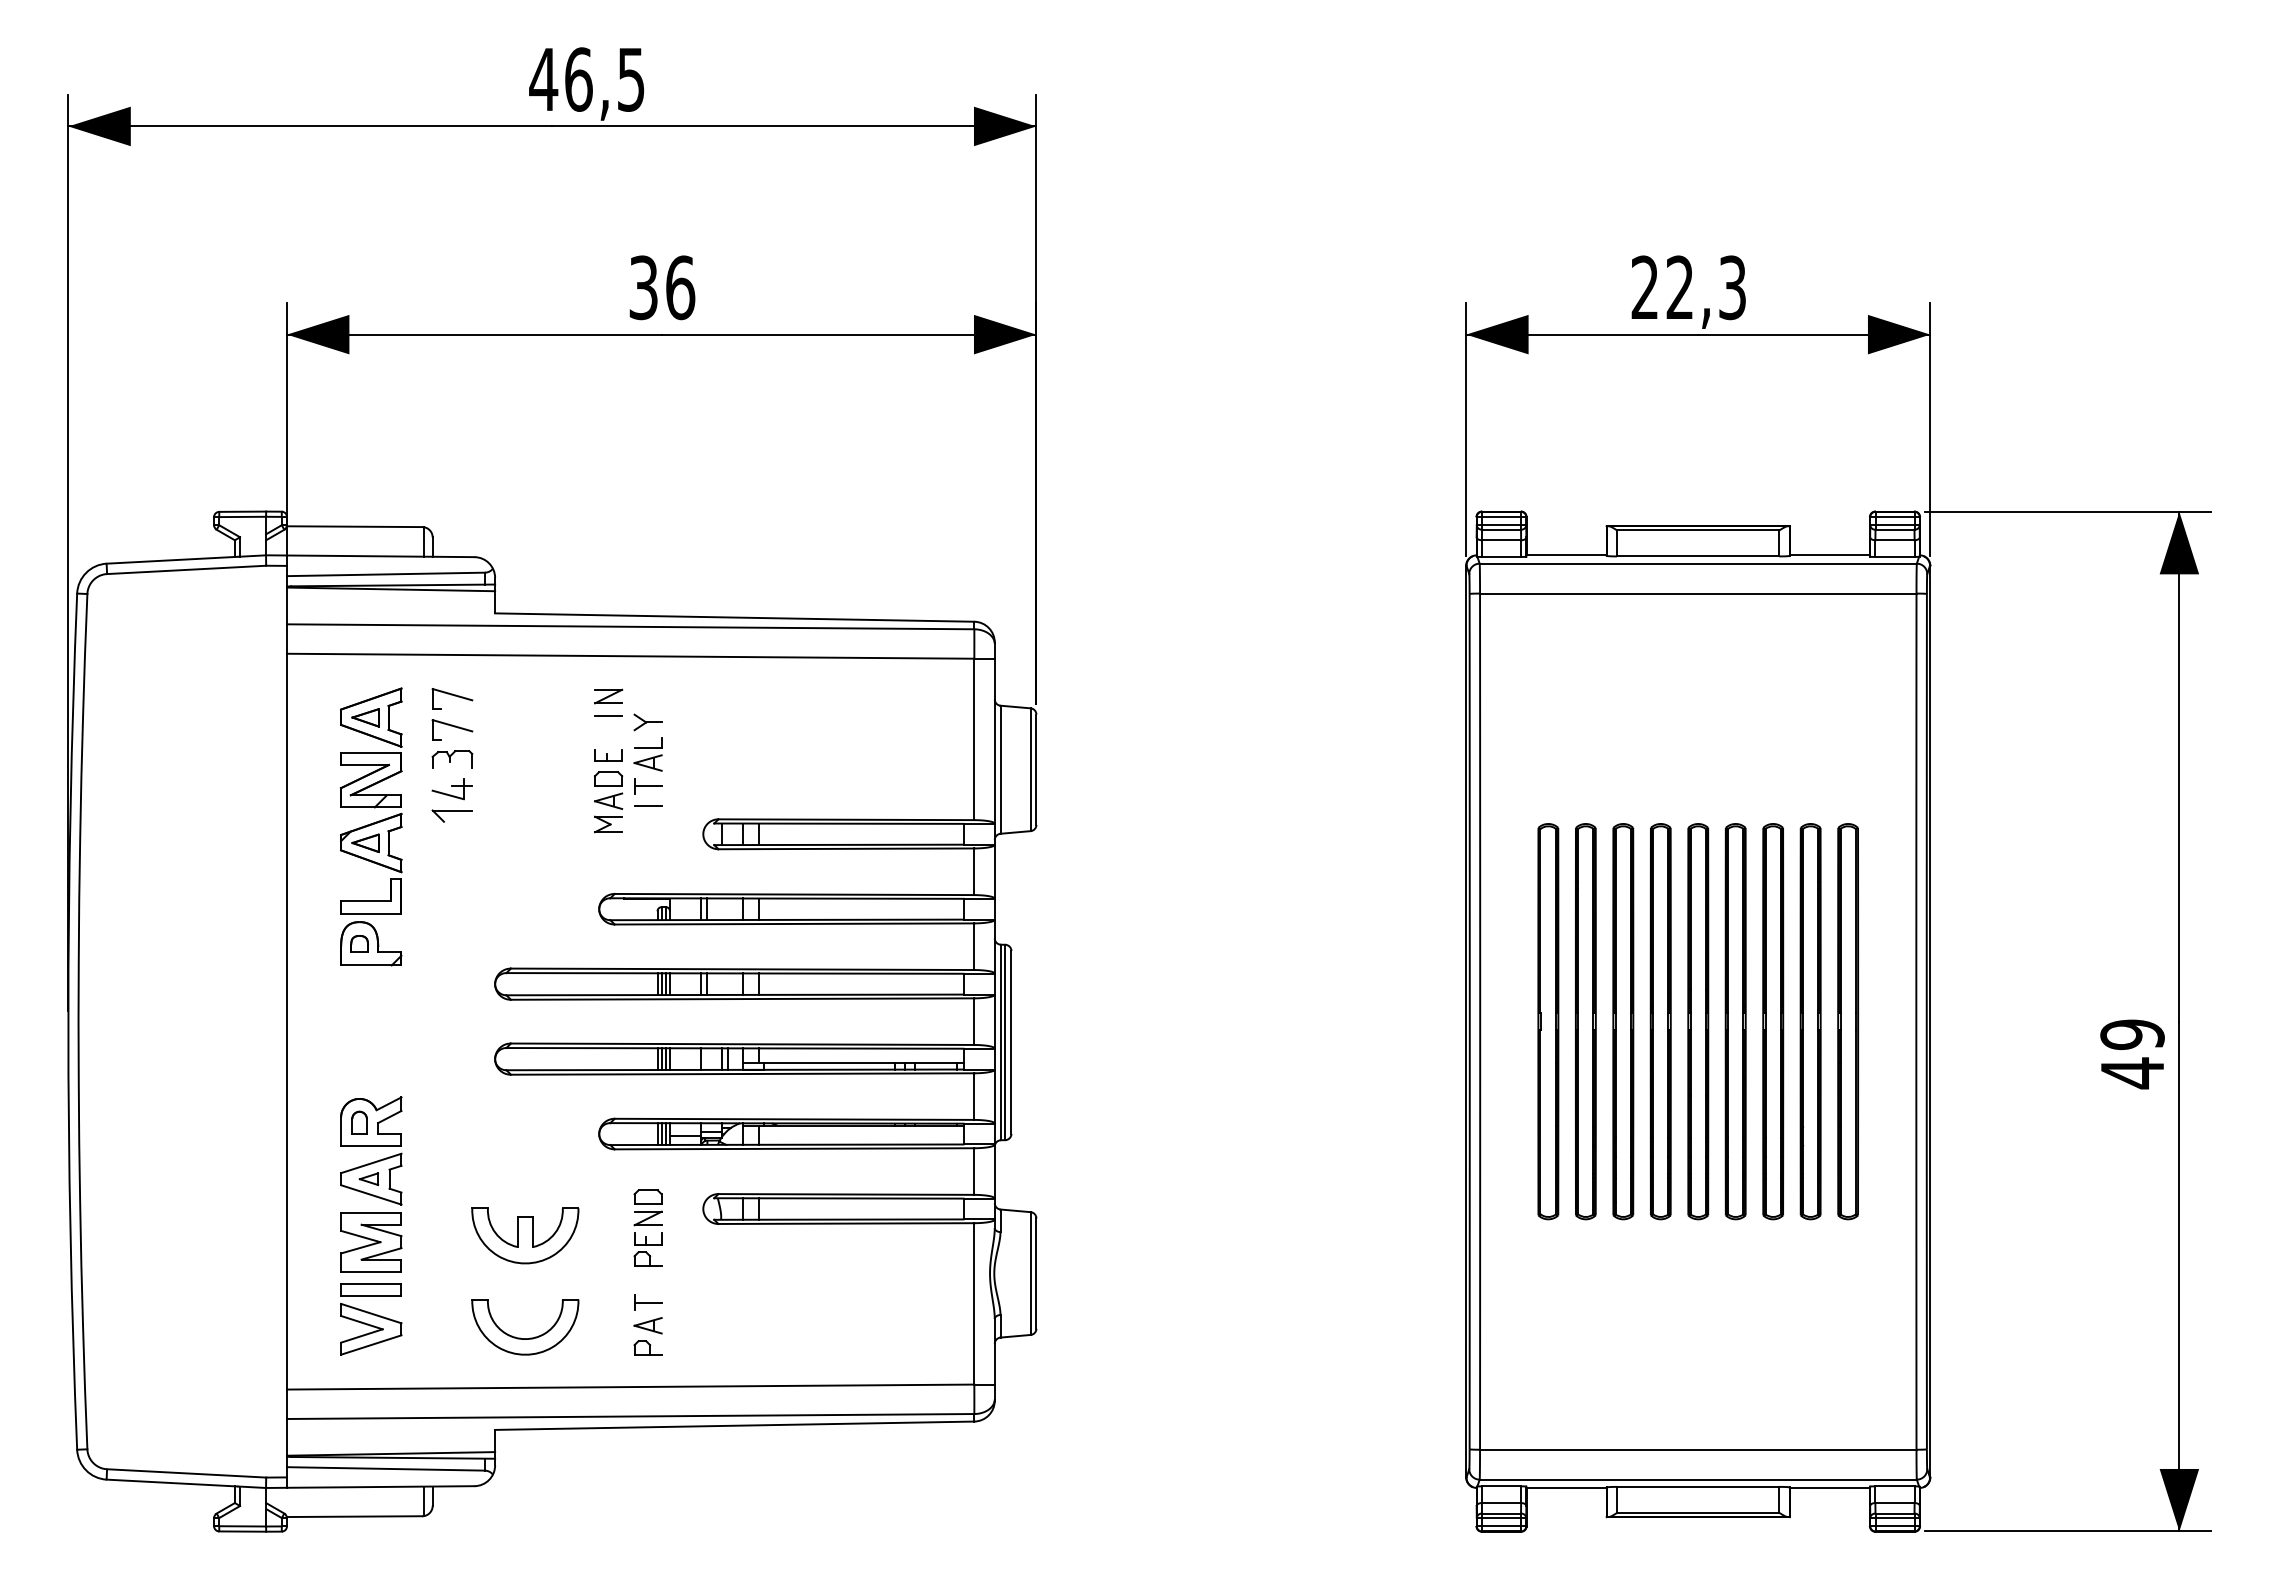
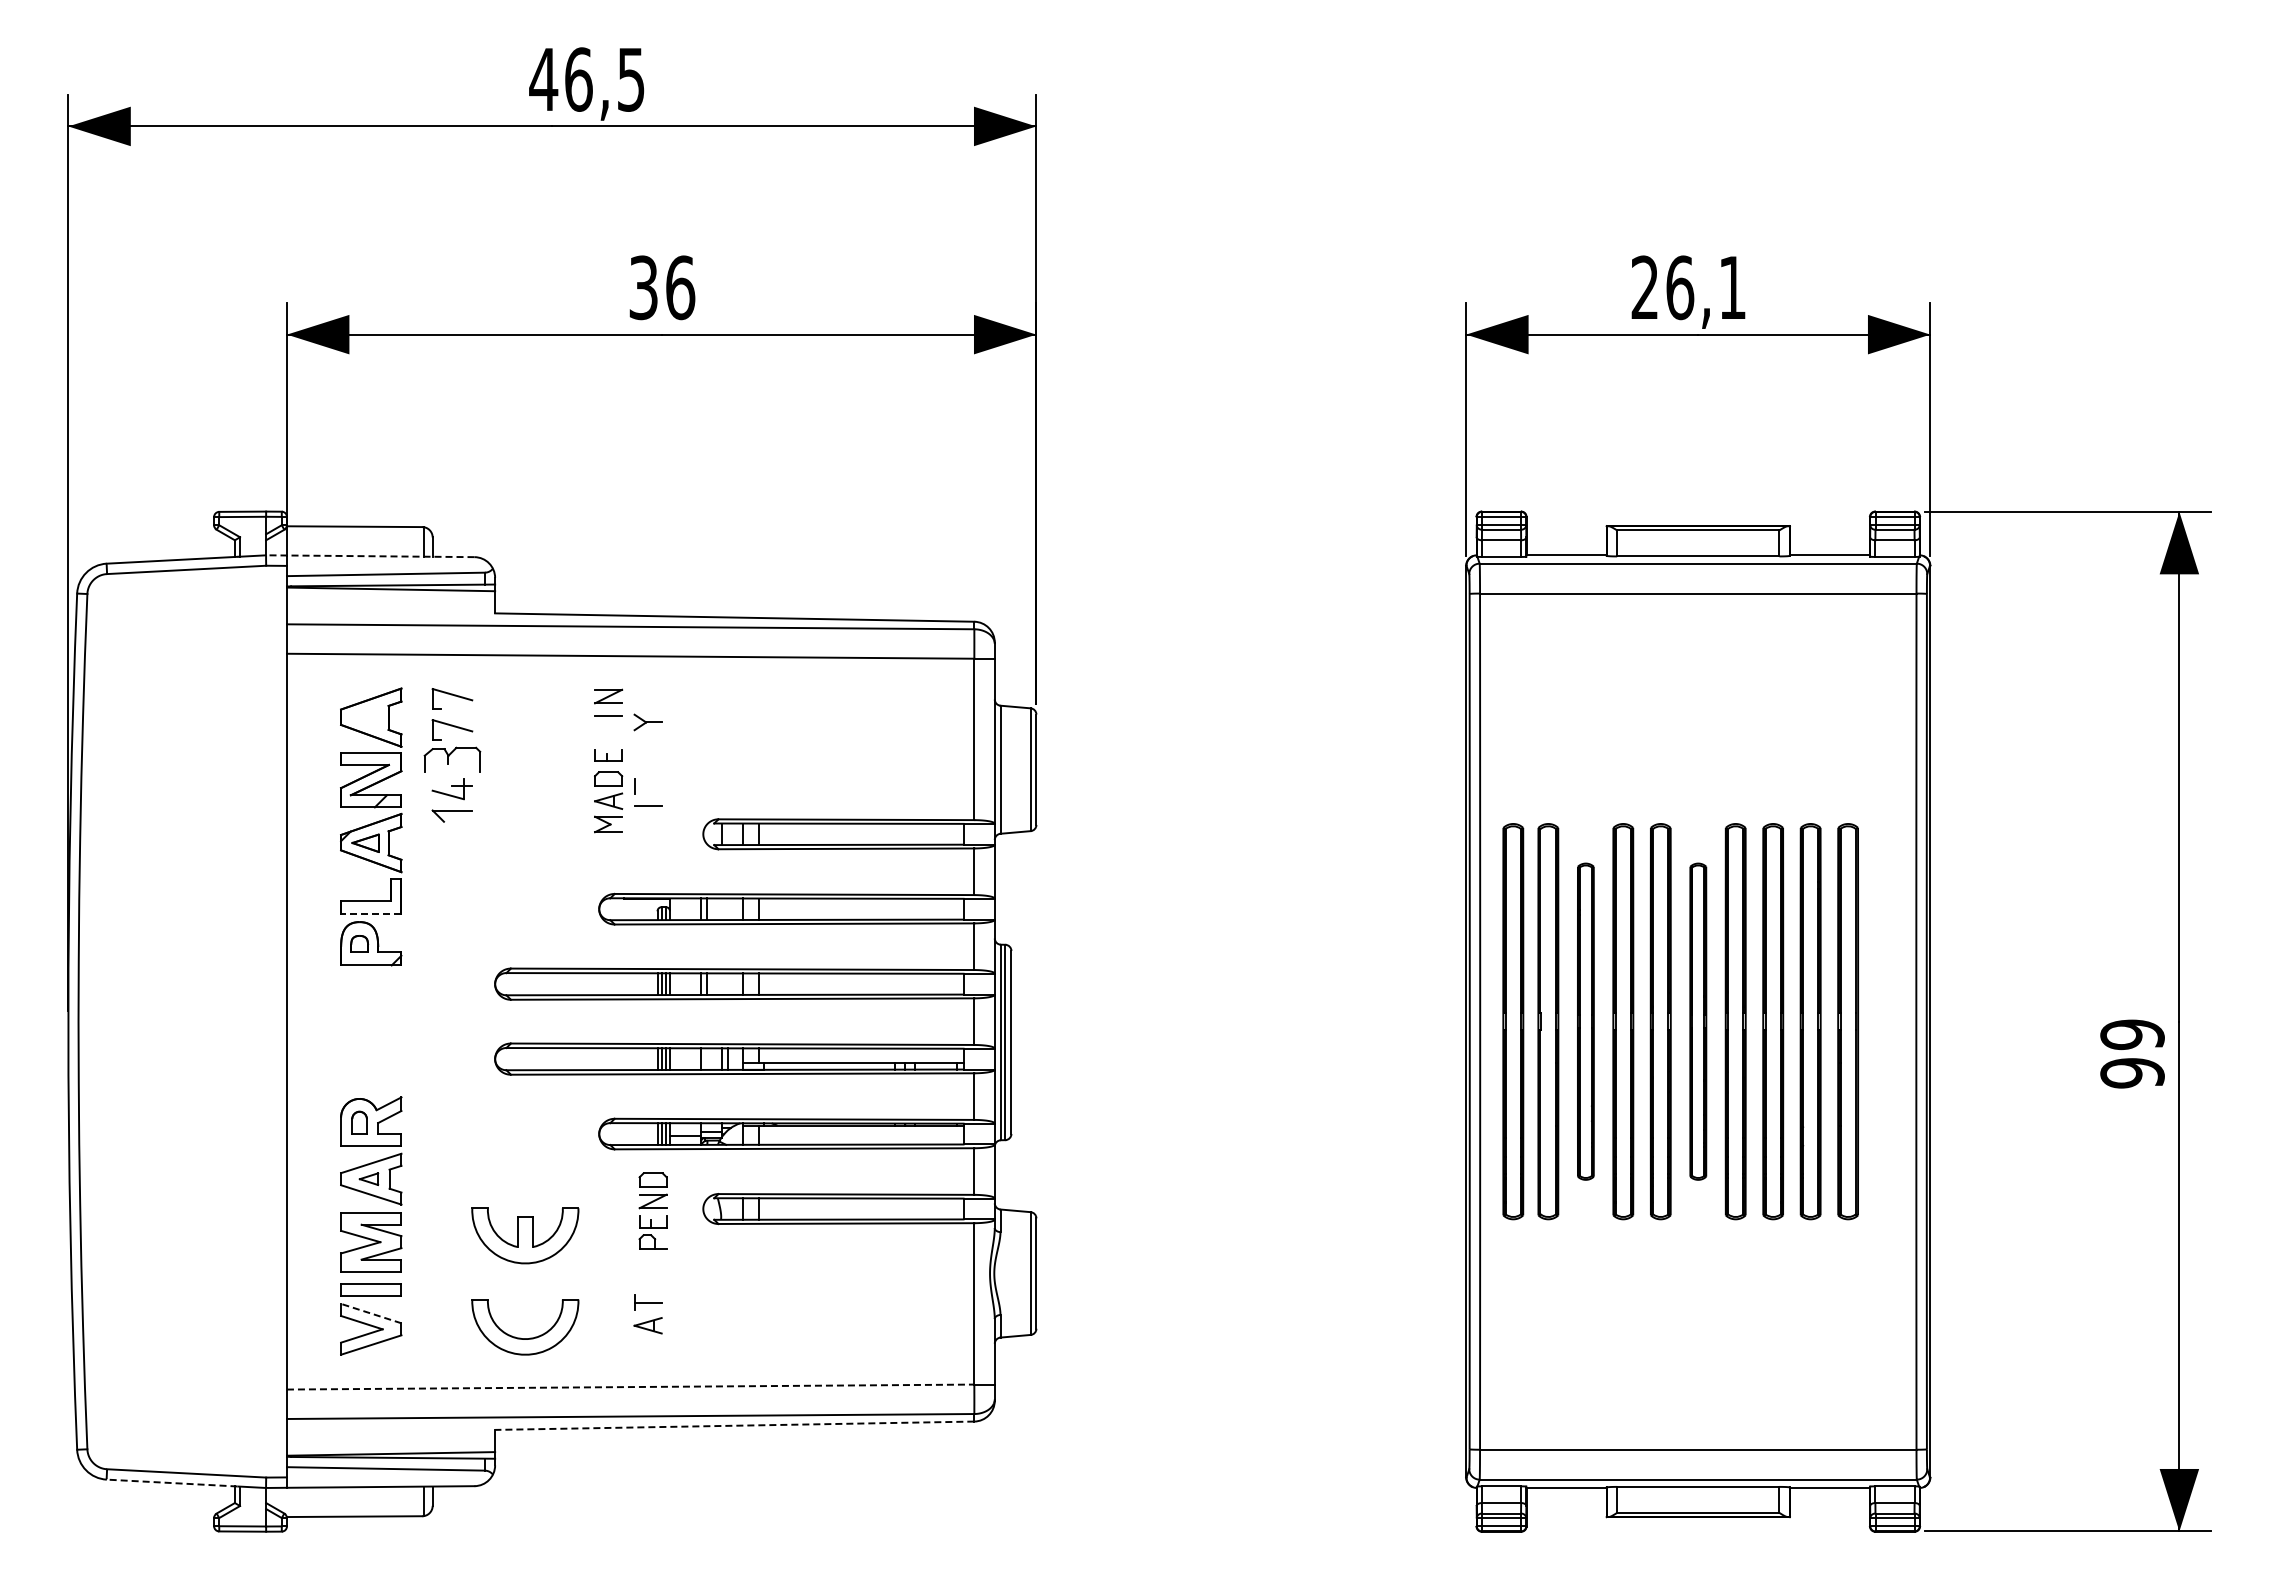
text: 22,3 -> 26,1 (1705, 287)
line: solid -> dashed (369, 556)
part: present -> none (365, 717)
part: present -> none (647, 754)
part size: 43x19 px -> 59x27 px (452, 759)
line: present -> none (647, 786)
line: solid -> dashed (370, 914)
part: none -> present (1513, 1021)
part size: 22x398 px -> 18x319 px (1585, 1021)
part size: 23x398 px -> 19x319 px (1698, 1021)
text: 49 -> 99 (2132, 1073)
part position: (647, 1227) -> (652, 1210) (652, 1210)
line: solid -> dashed (371, 1313)
part: present -> none (647, 1347)
line: solid -> dashed (630, 1387)
line: solid -> dashed (734, 1425)
line: solid -> dashed (171, 1483)
